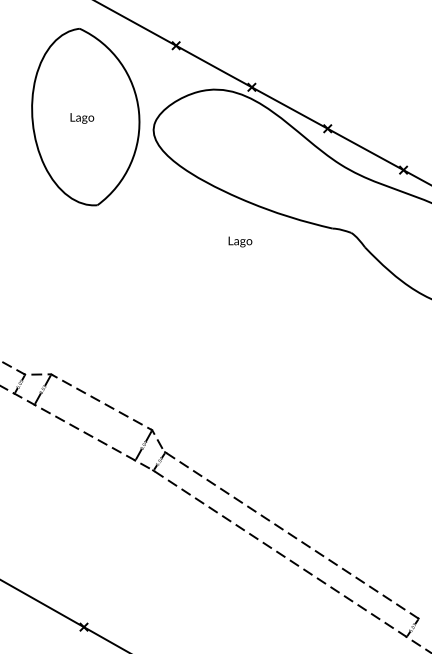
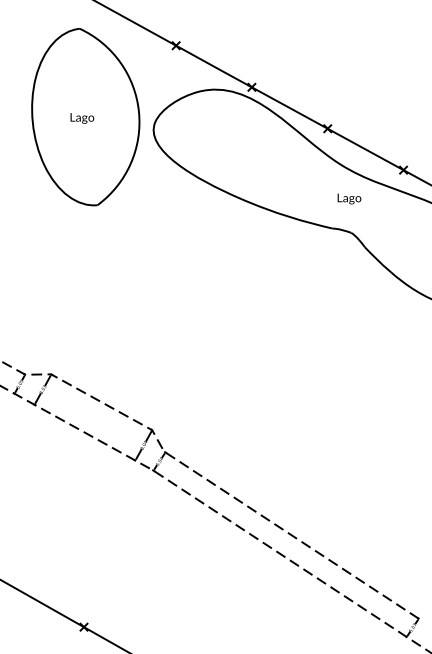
text position: (240, 241) -> (349, 198) (349, 198)
